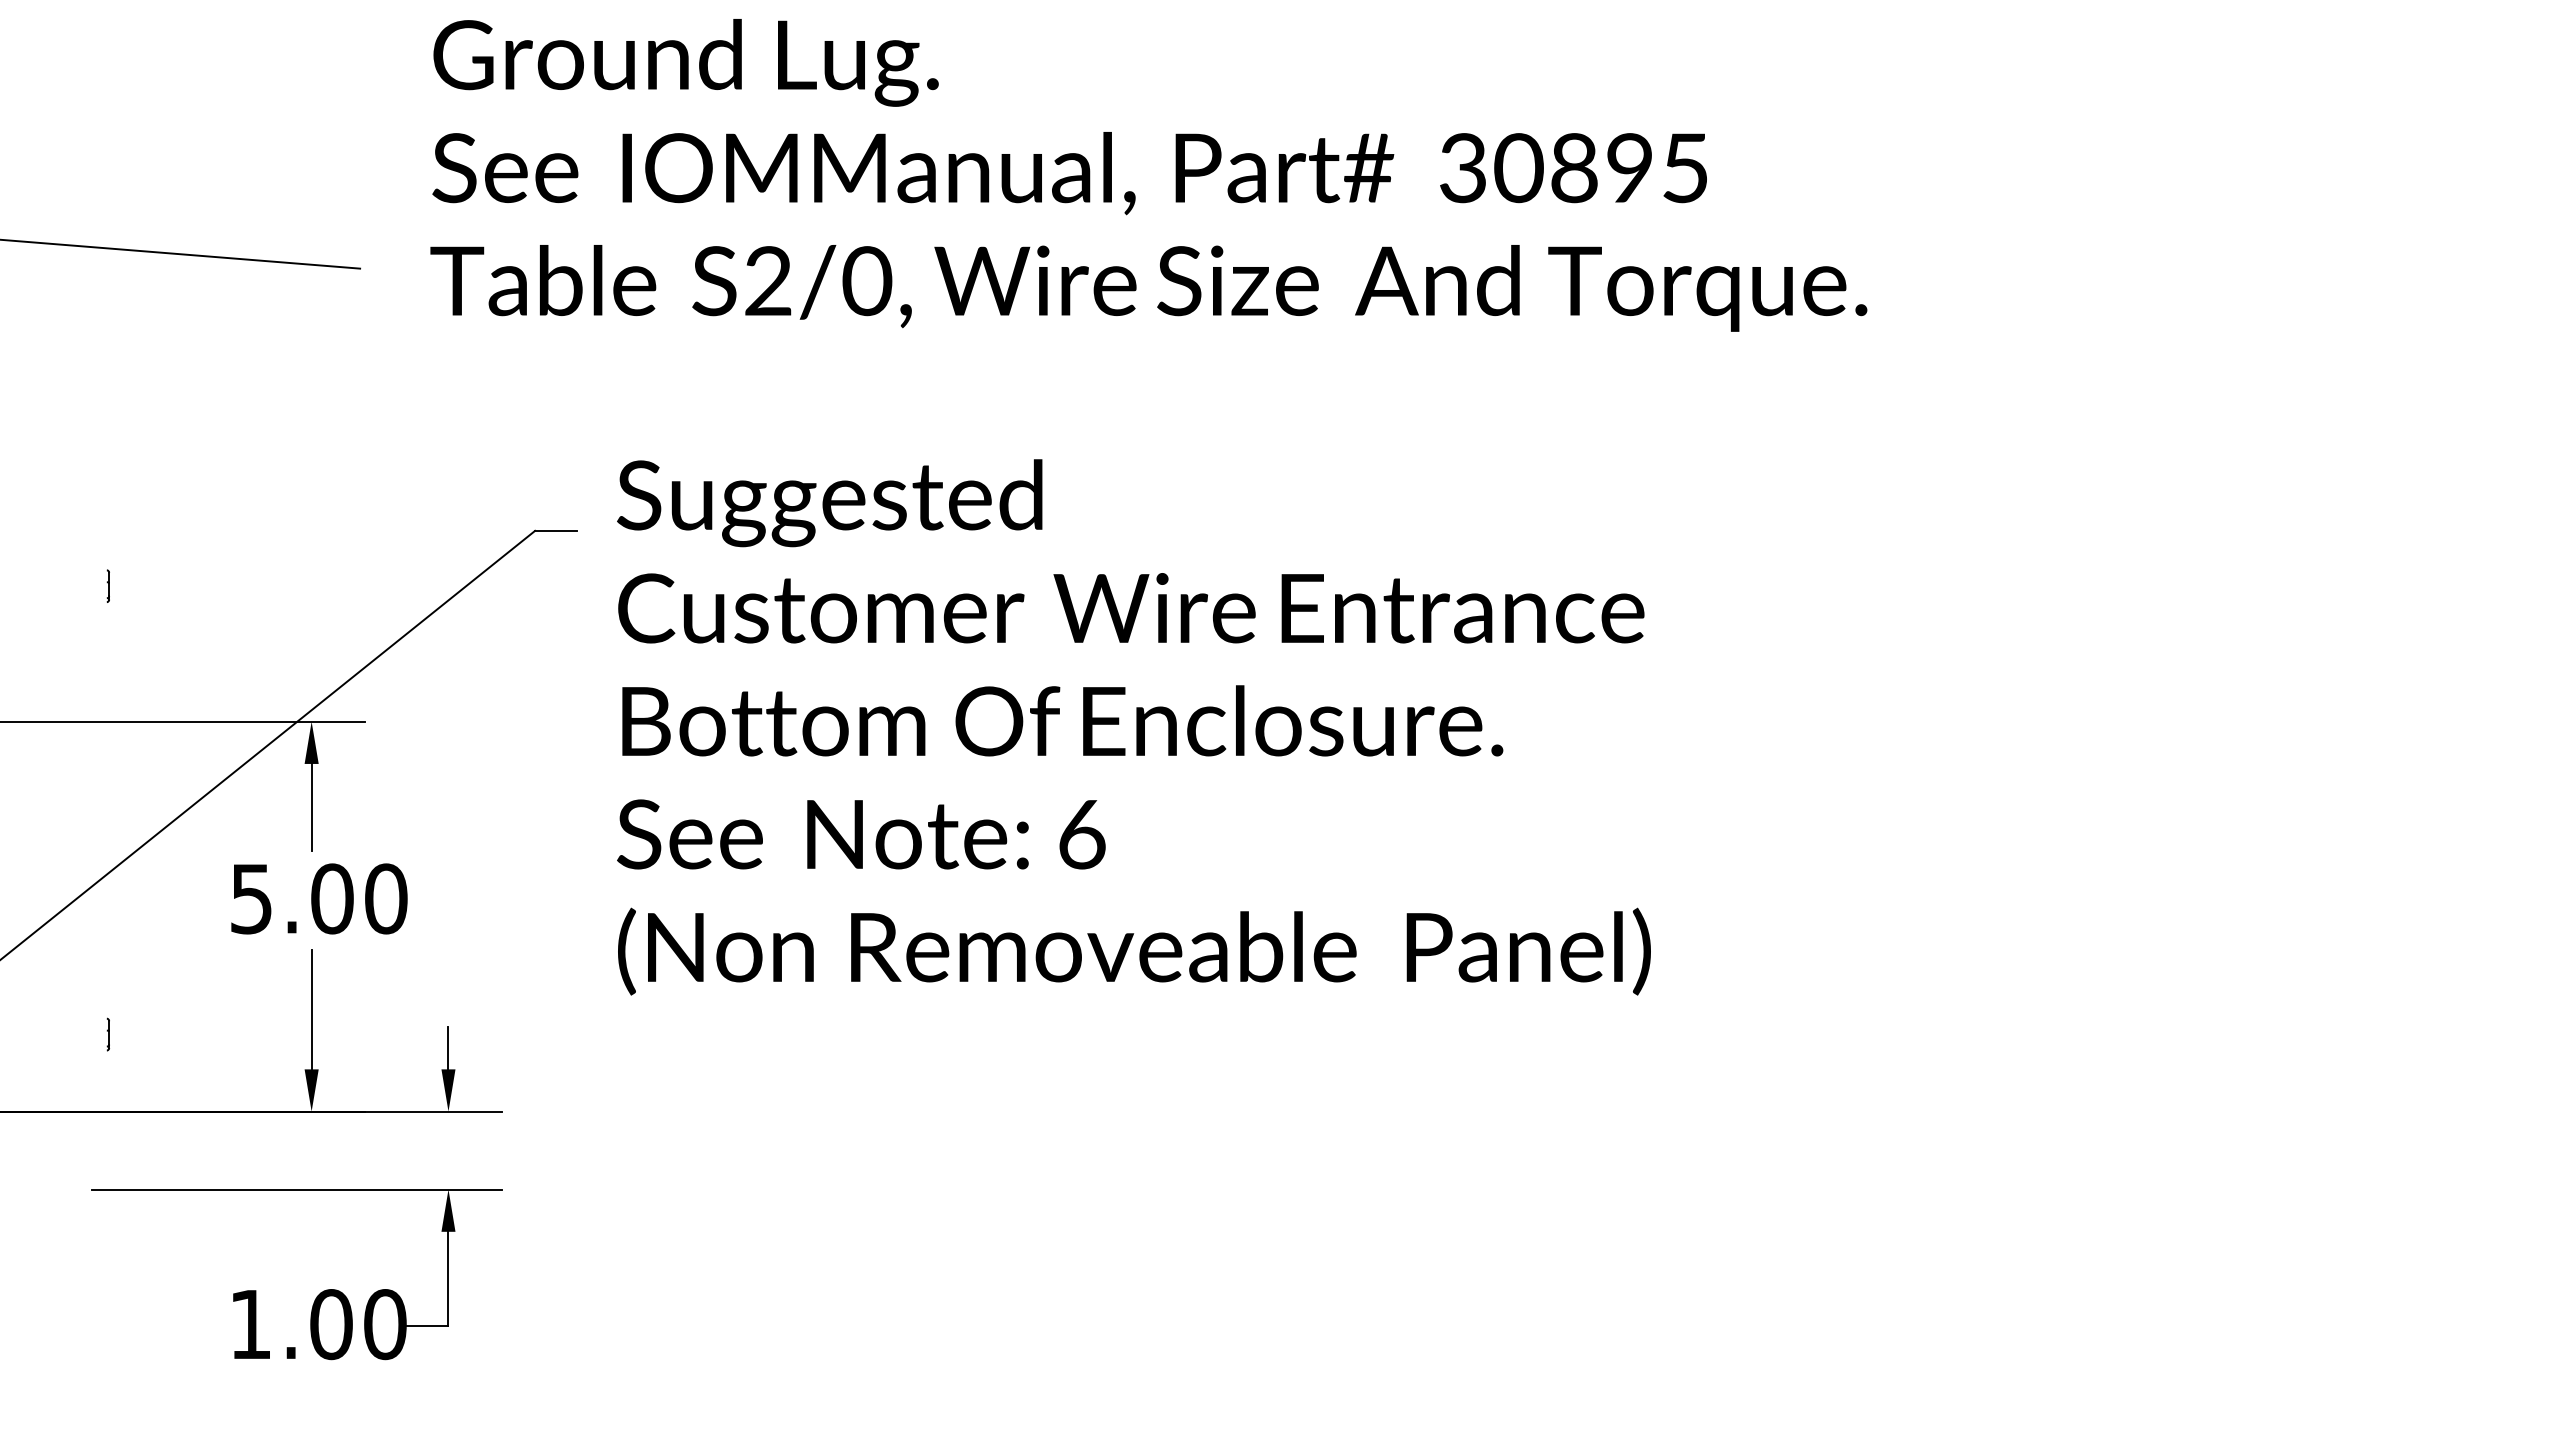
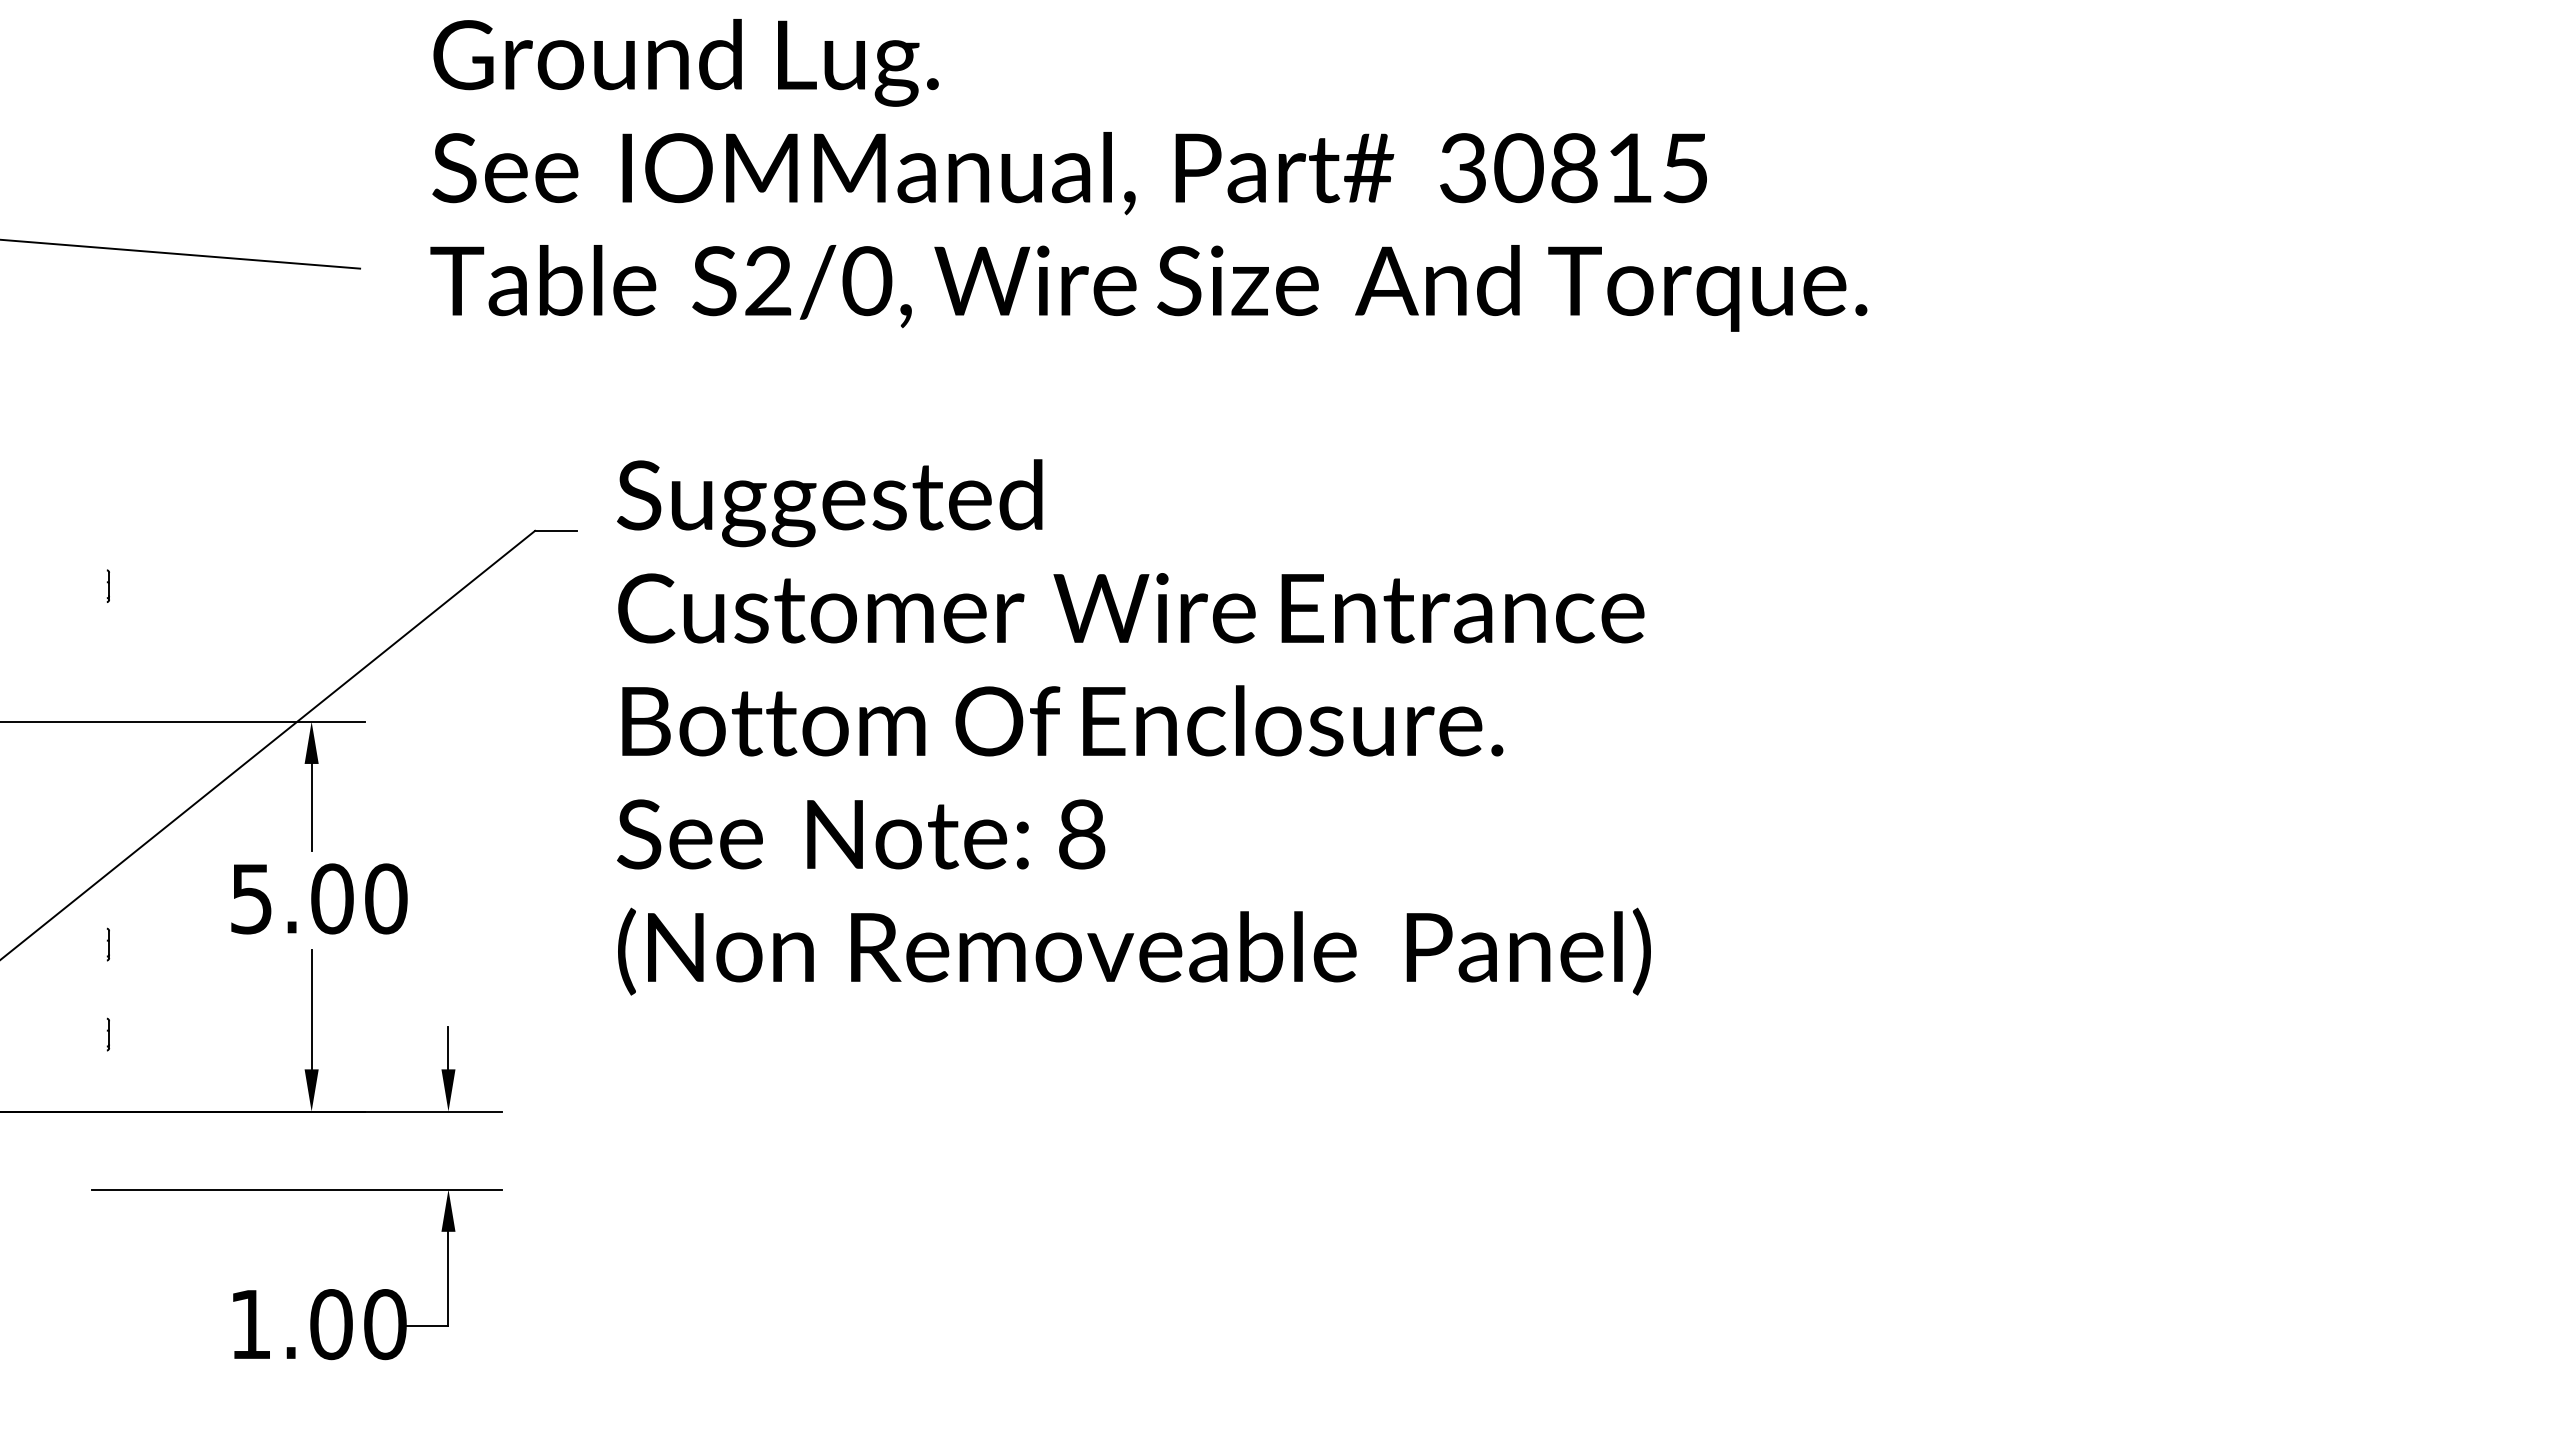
text: 30895 -> 30815 (1629, 167)
text: 6 -> 8 (1082, 834)
part: none -> present (107, 944)
